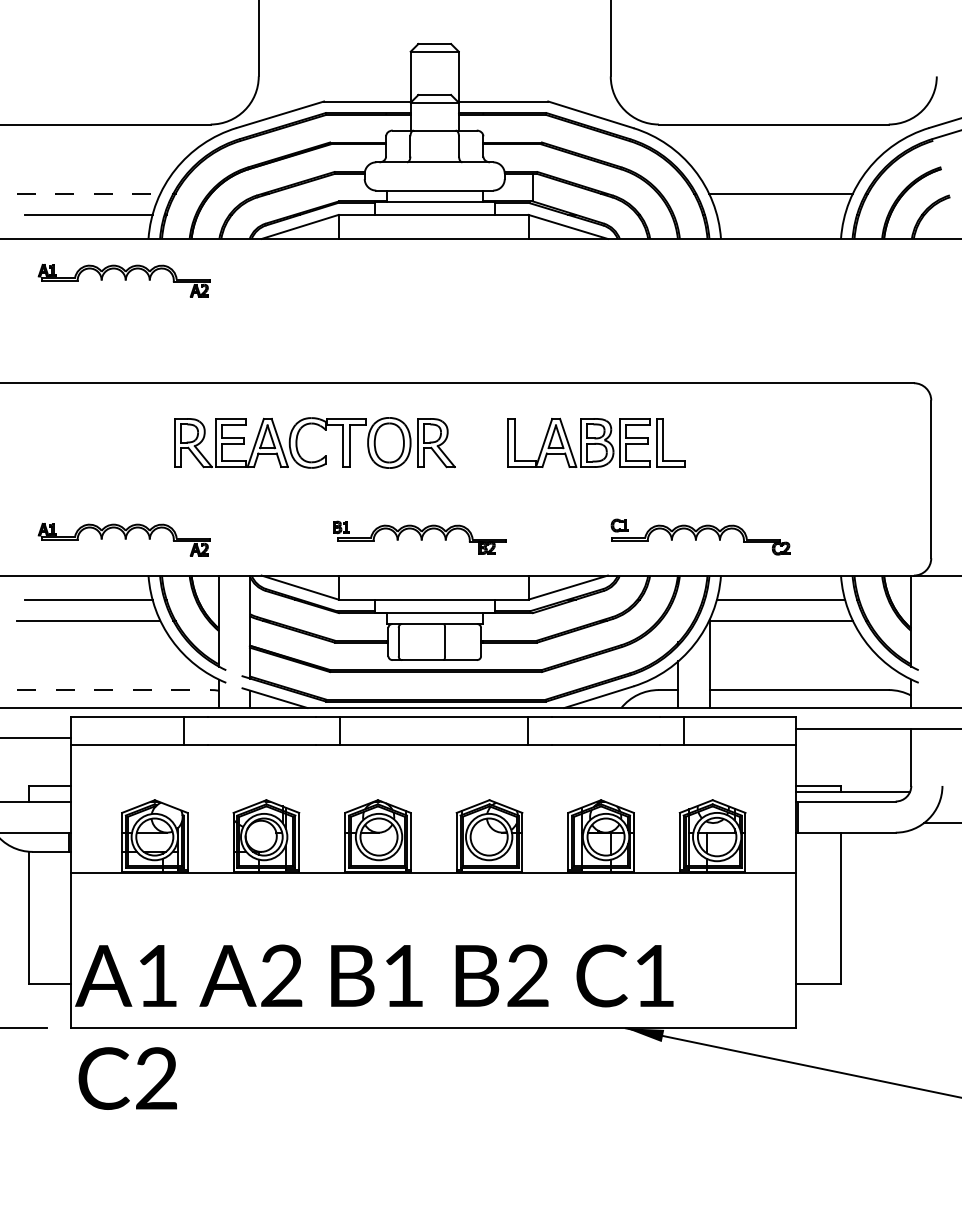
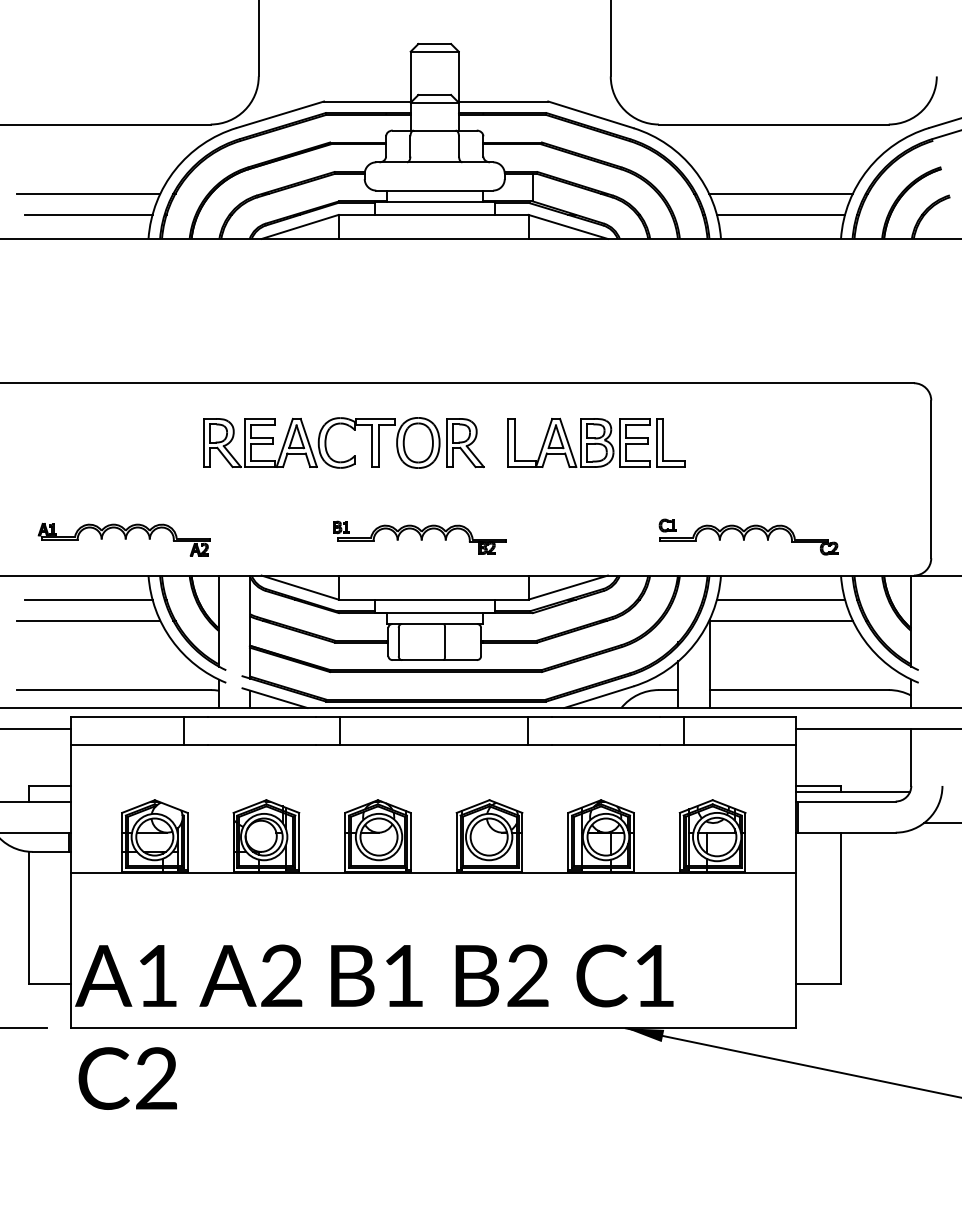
line: dashed -> solid (88, 193)
line: none -> present (780, 214)
part: present -> none (123, 280)
part position: (324, 430) -> (353, 430) (353, 430)
part position: (700, 536) -> (748, 536) (748, 536)
line: dashed -> solid (113, 690)
line position: (36, 737) -> (36, 728) (36, 728)
